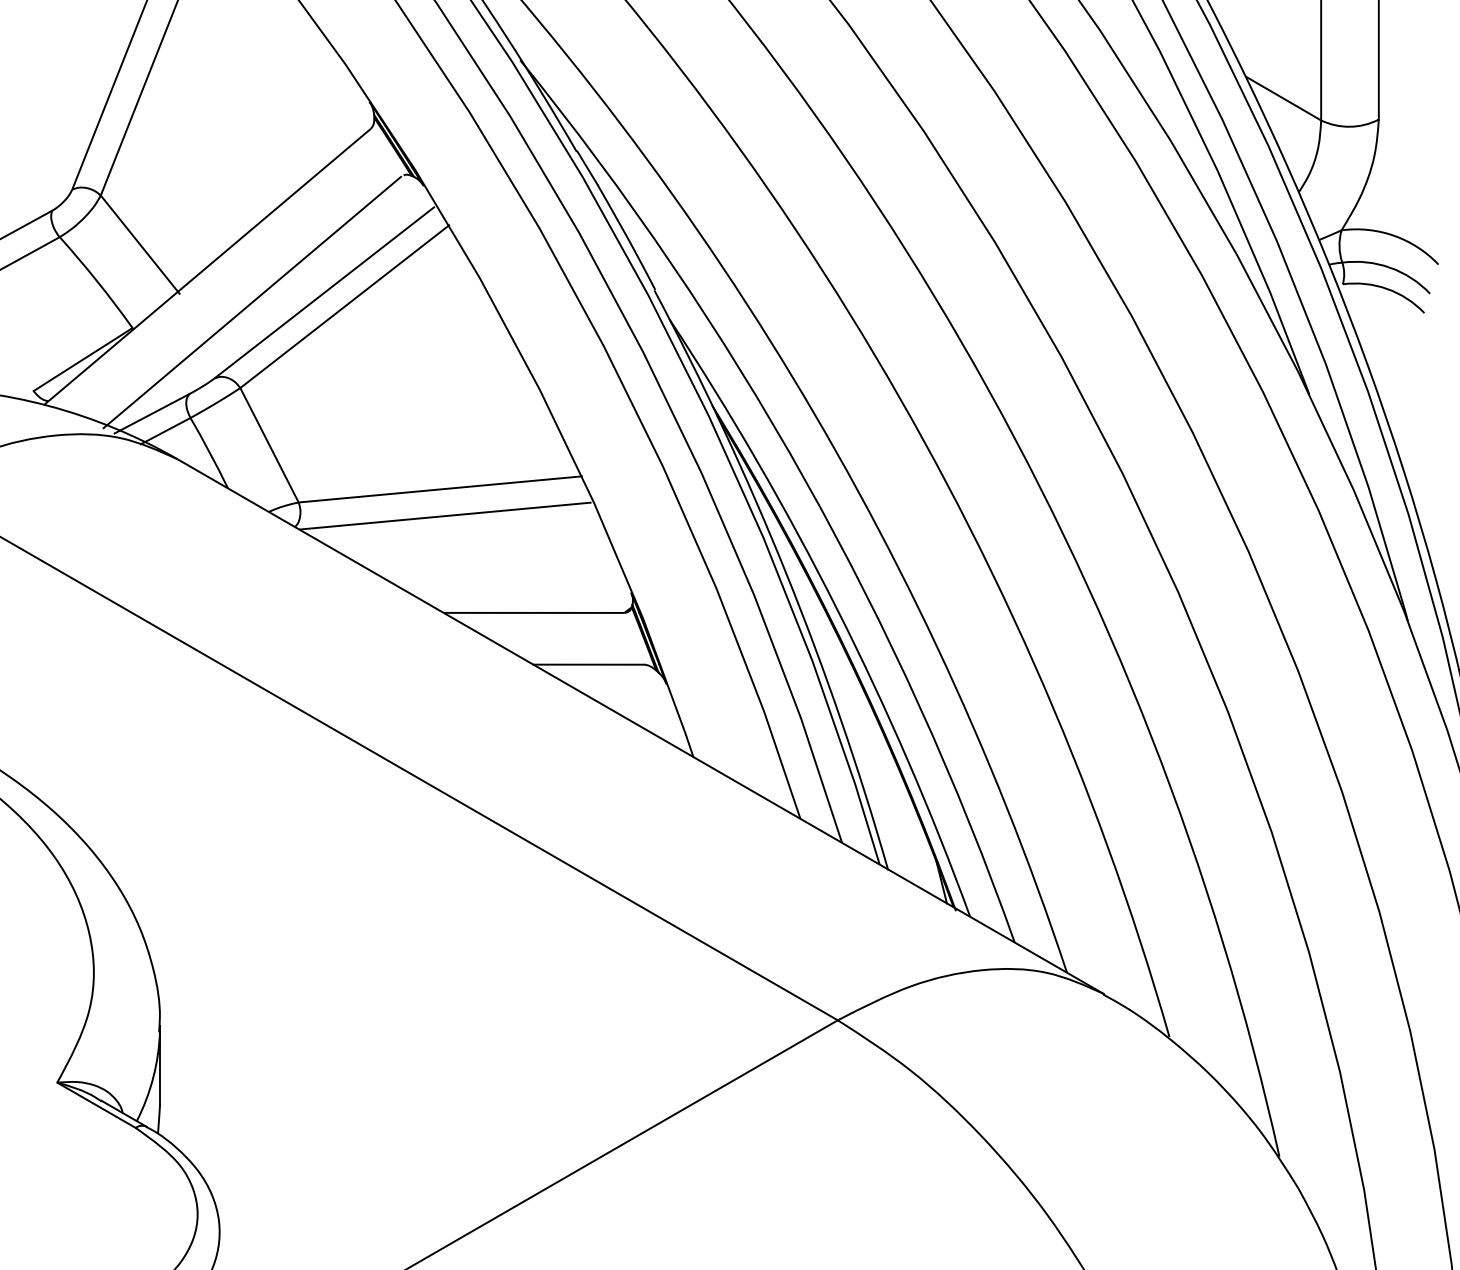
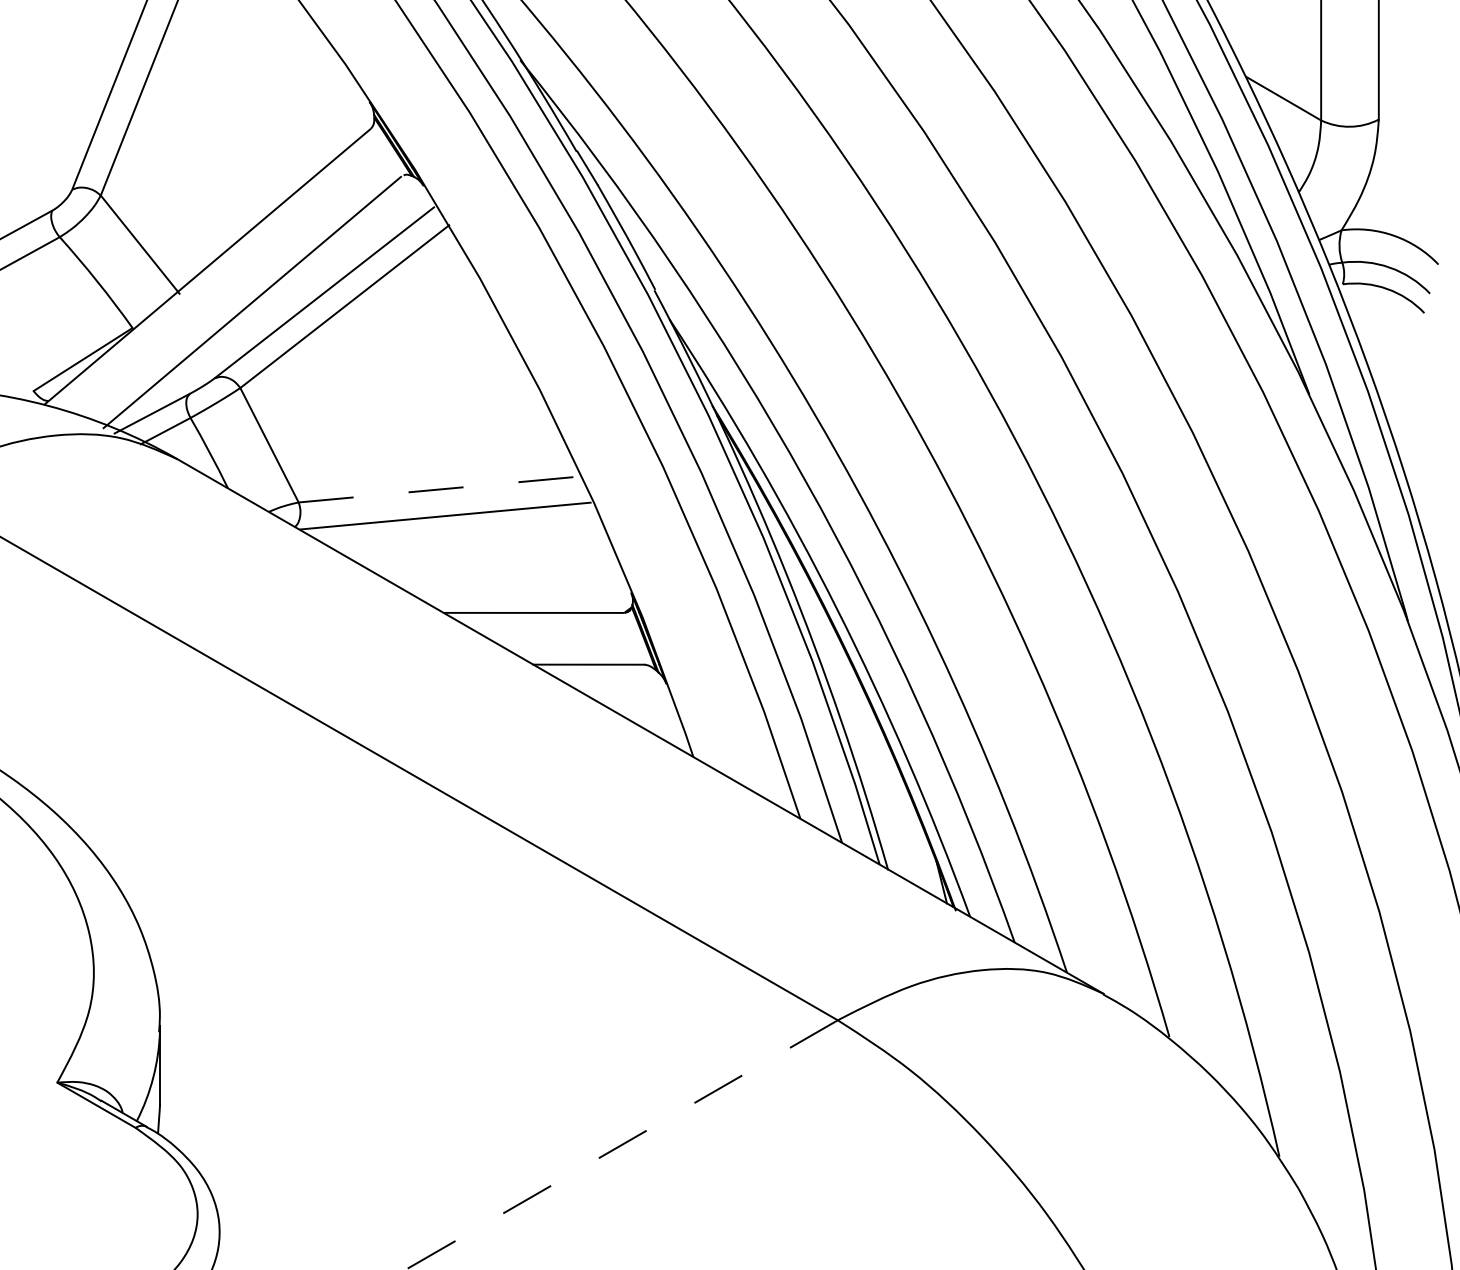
line: solid -> dashed (440, 489)
line: solid -> dashed (621, 1145)
